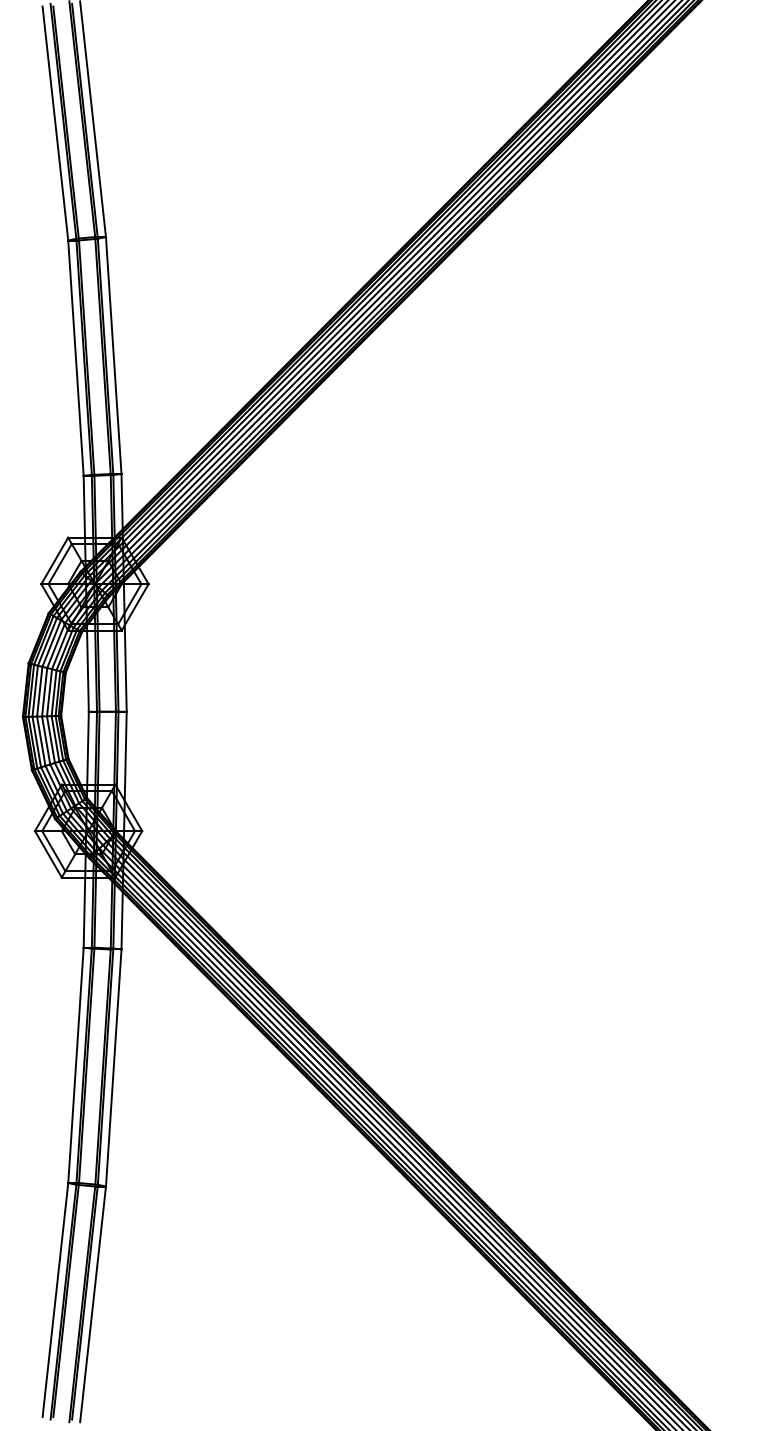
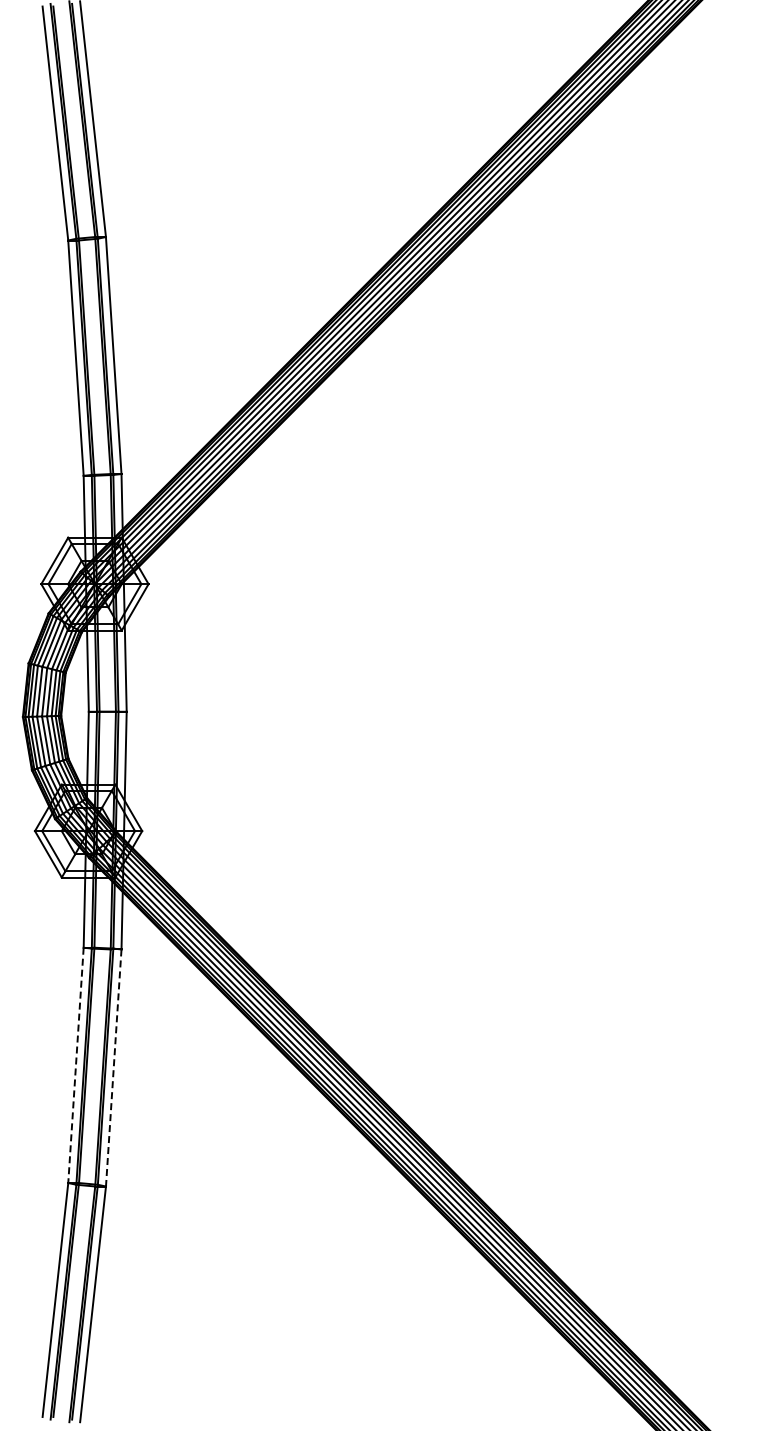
line: solid -> dashed (75, 1065)
line: solid -> dashed (113, 1067)
